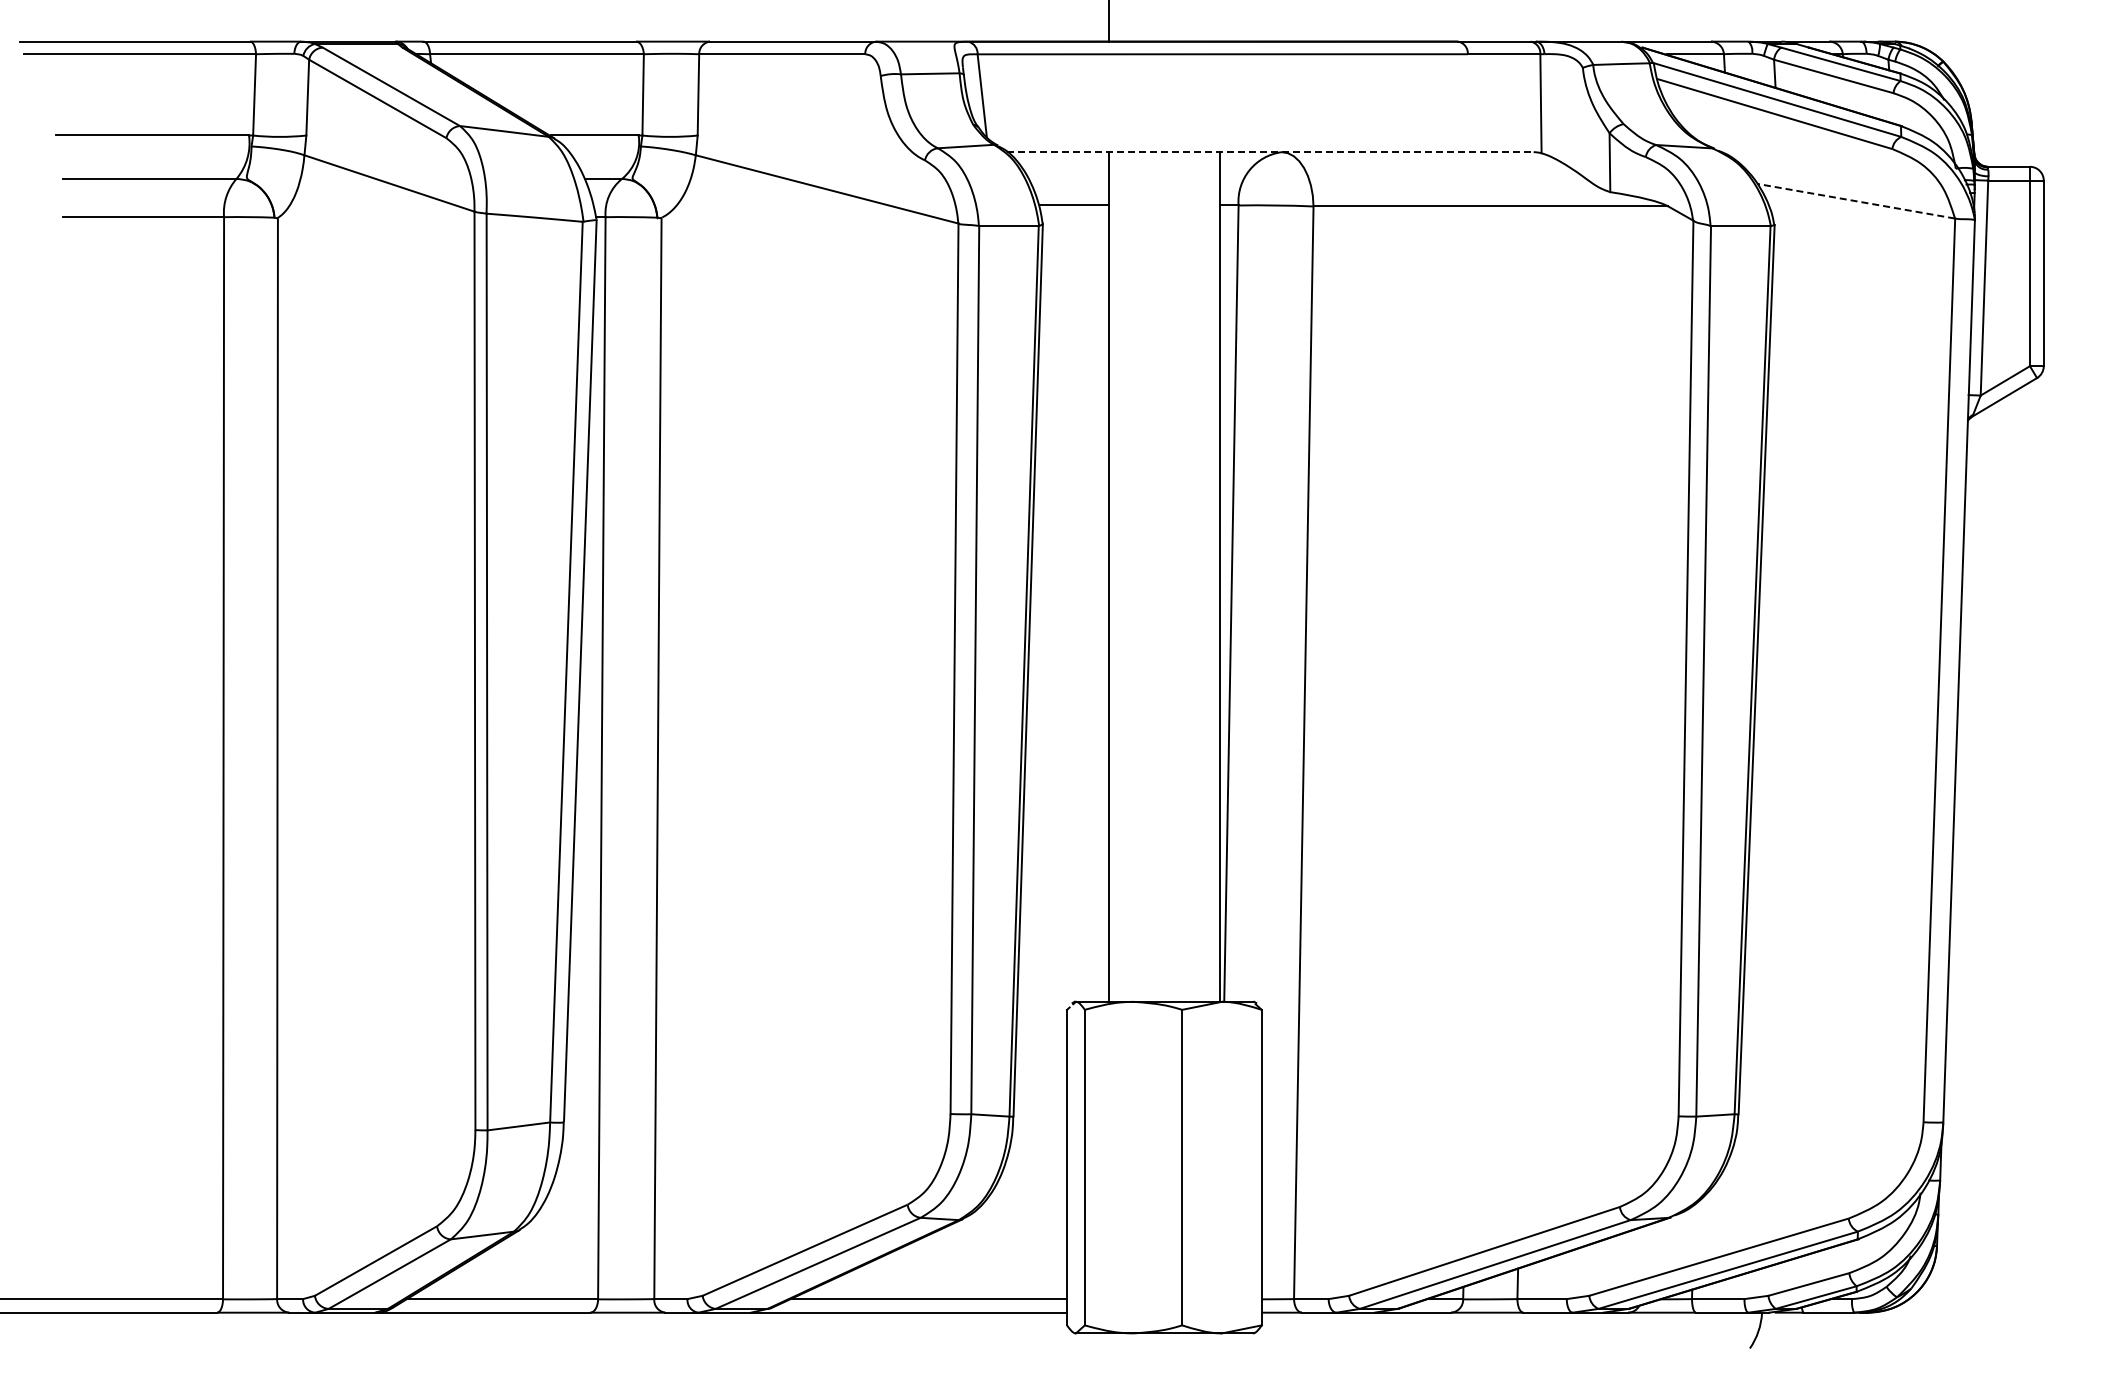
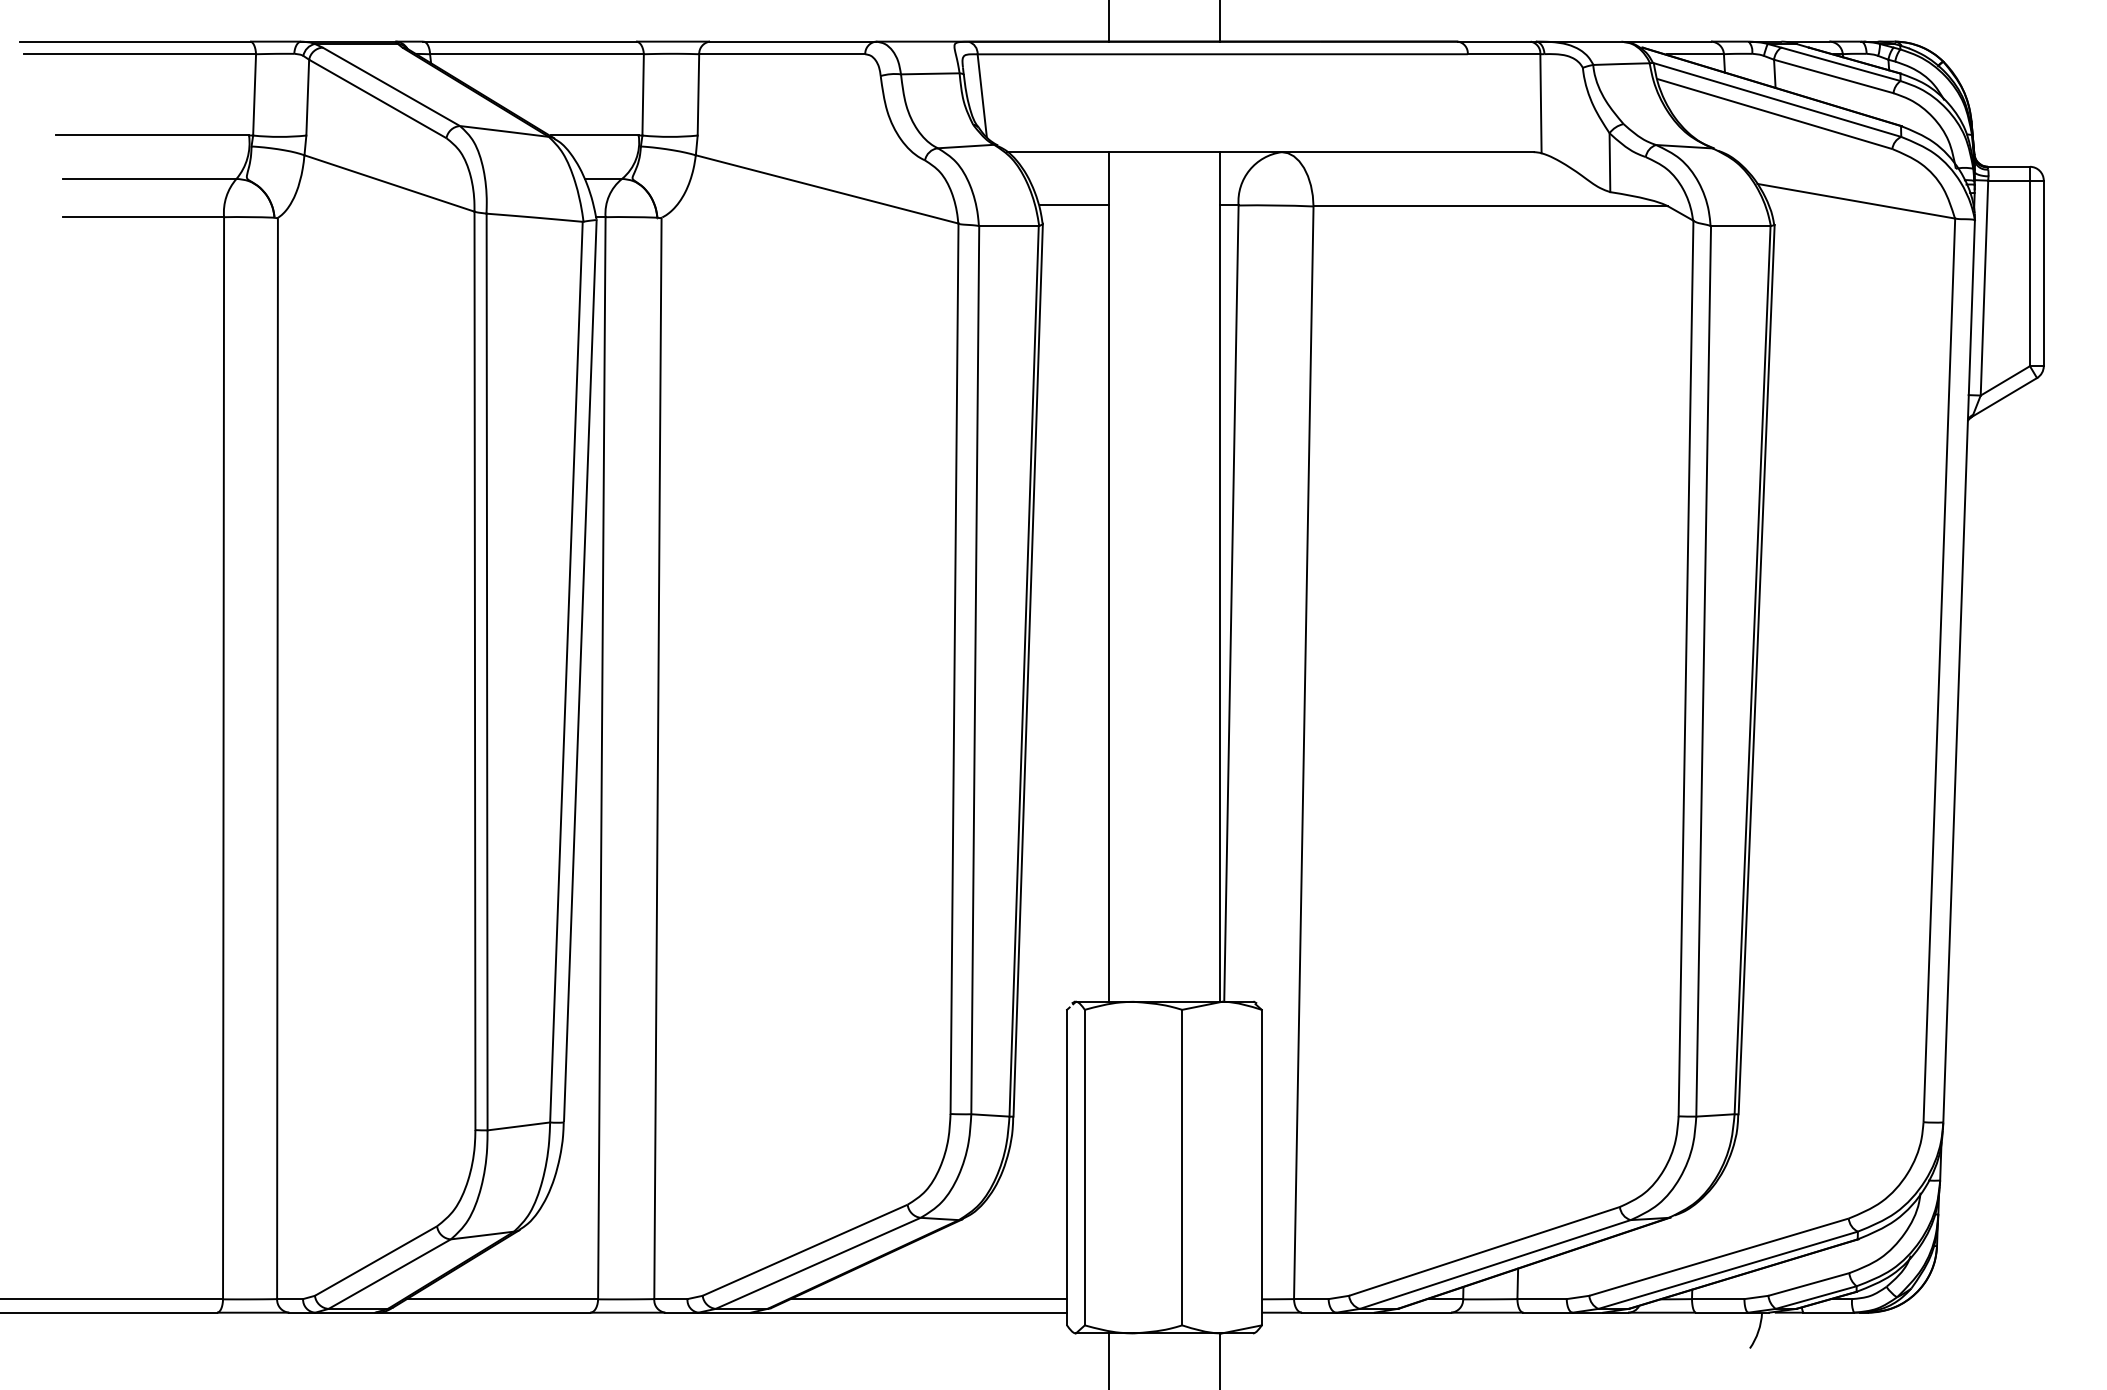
line: none -> present (1219, 21)
line: dashed -> solid (1271, 152)
line: dashed -> solid (1855, 201)
line: none -> present (1109, 1359)
line: none -> present (1219, 1359)
